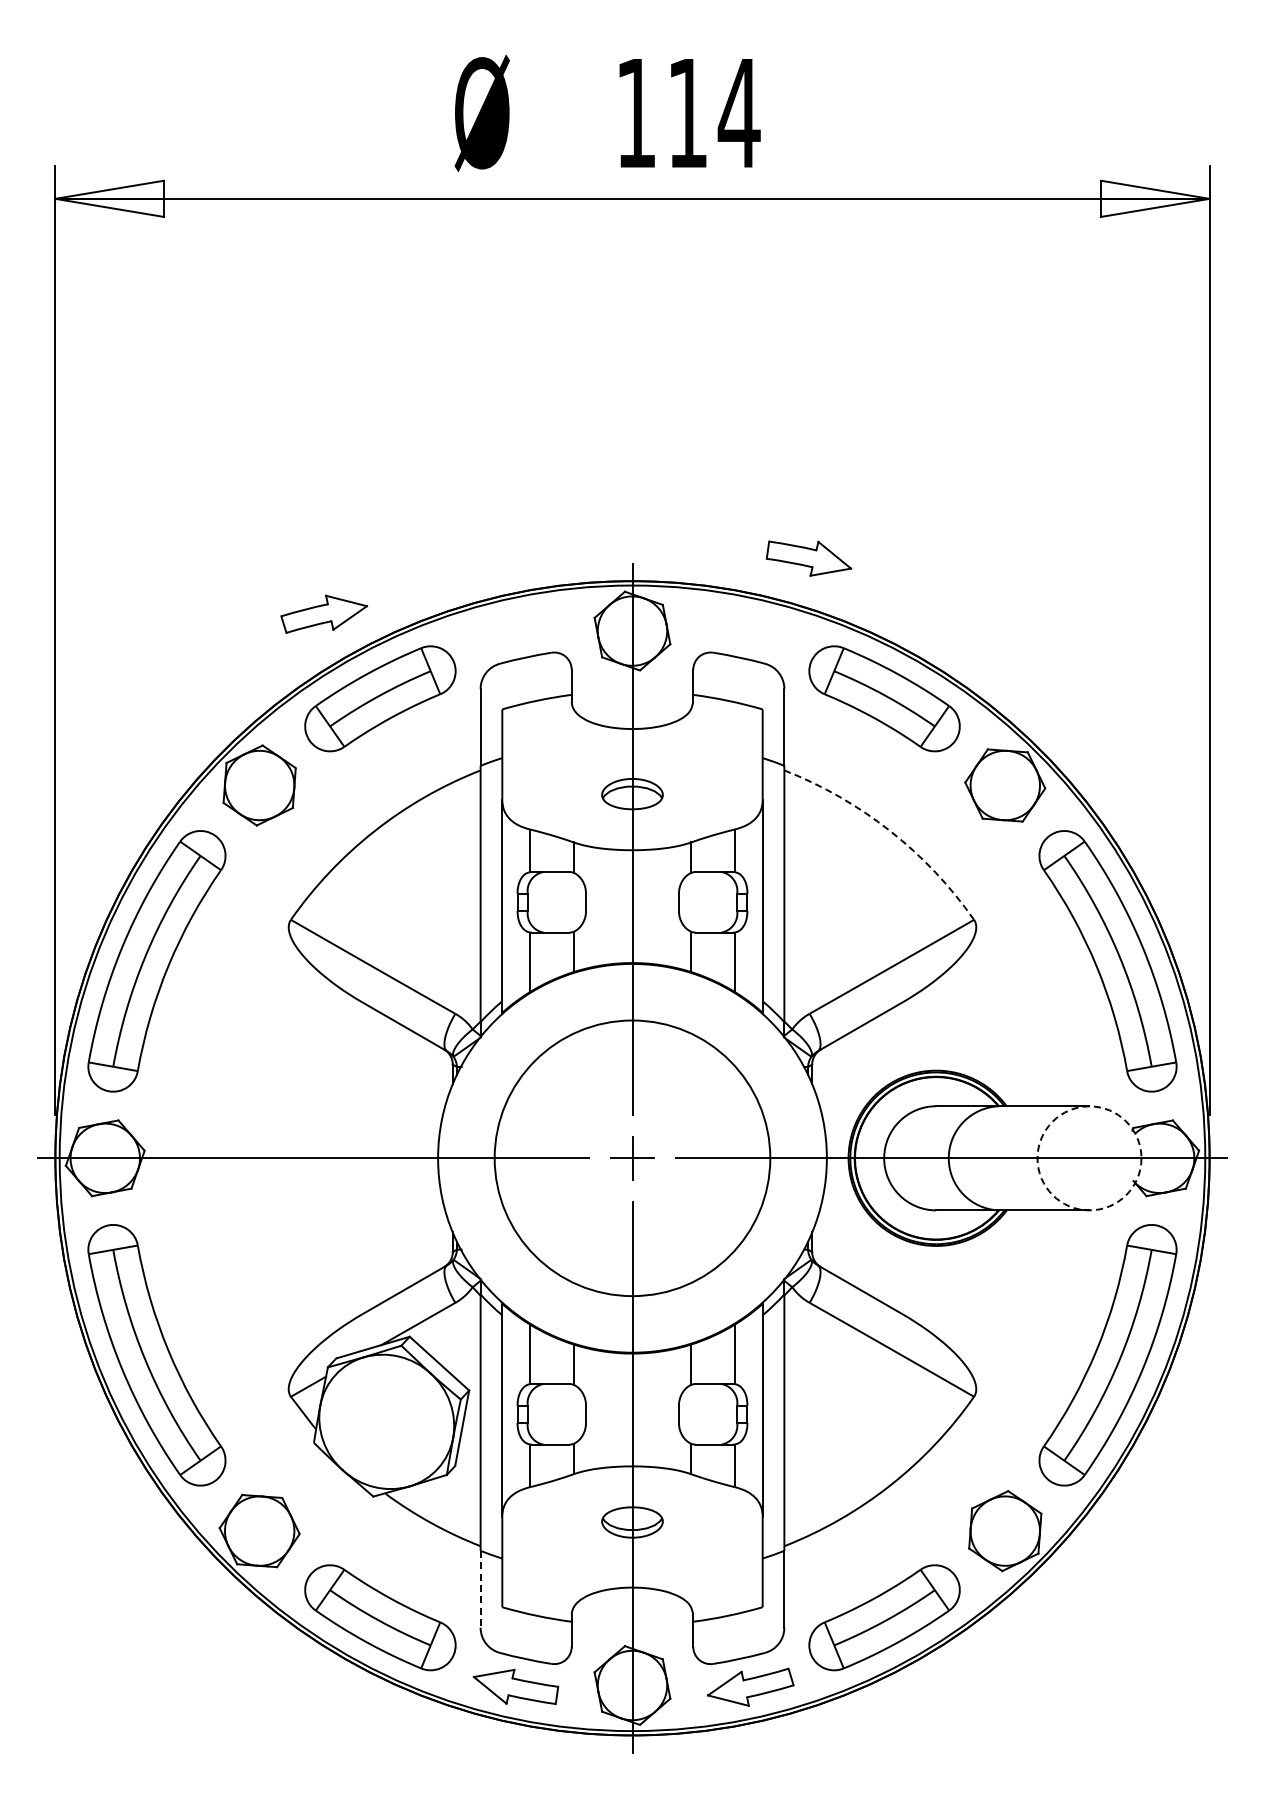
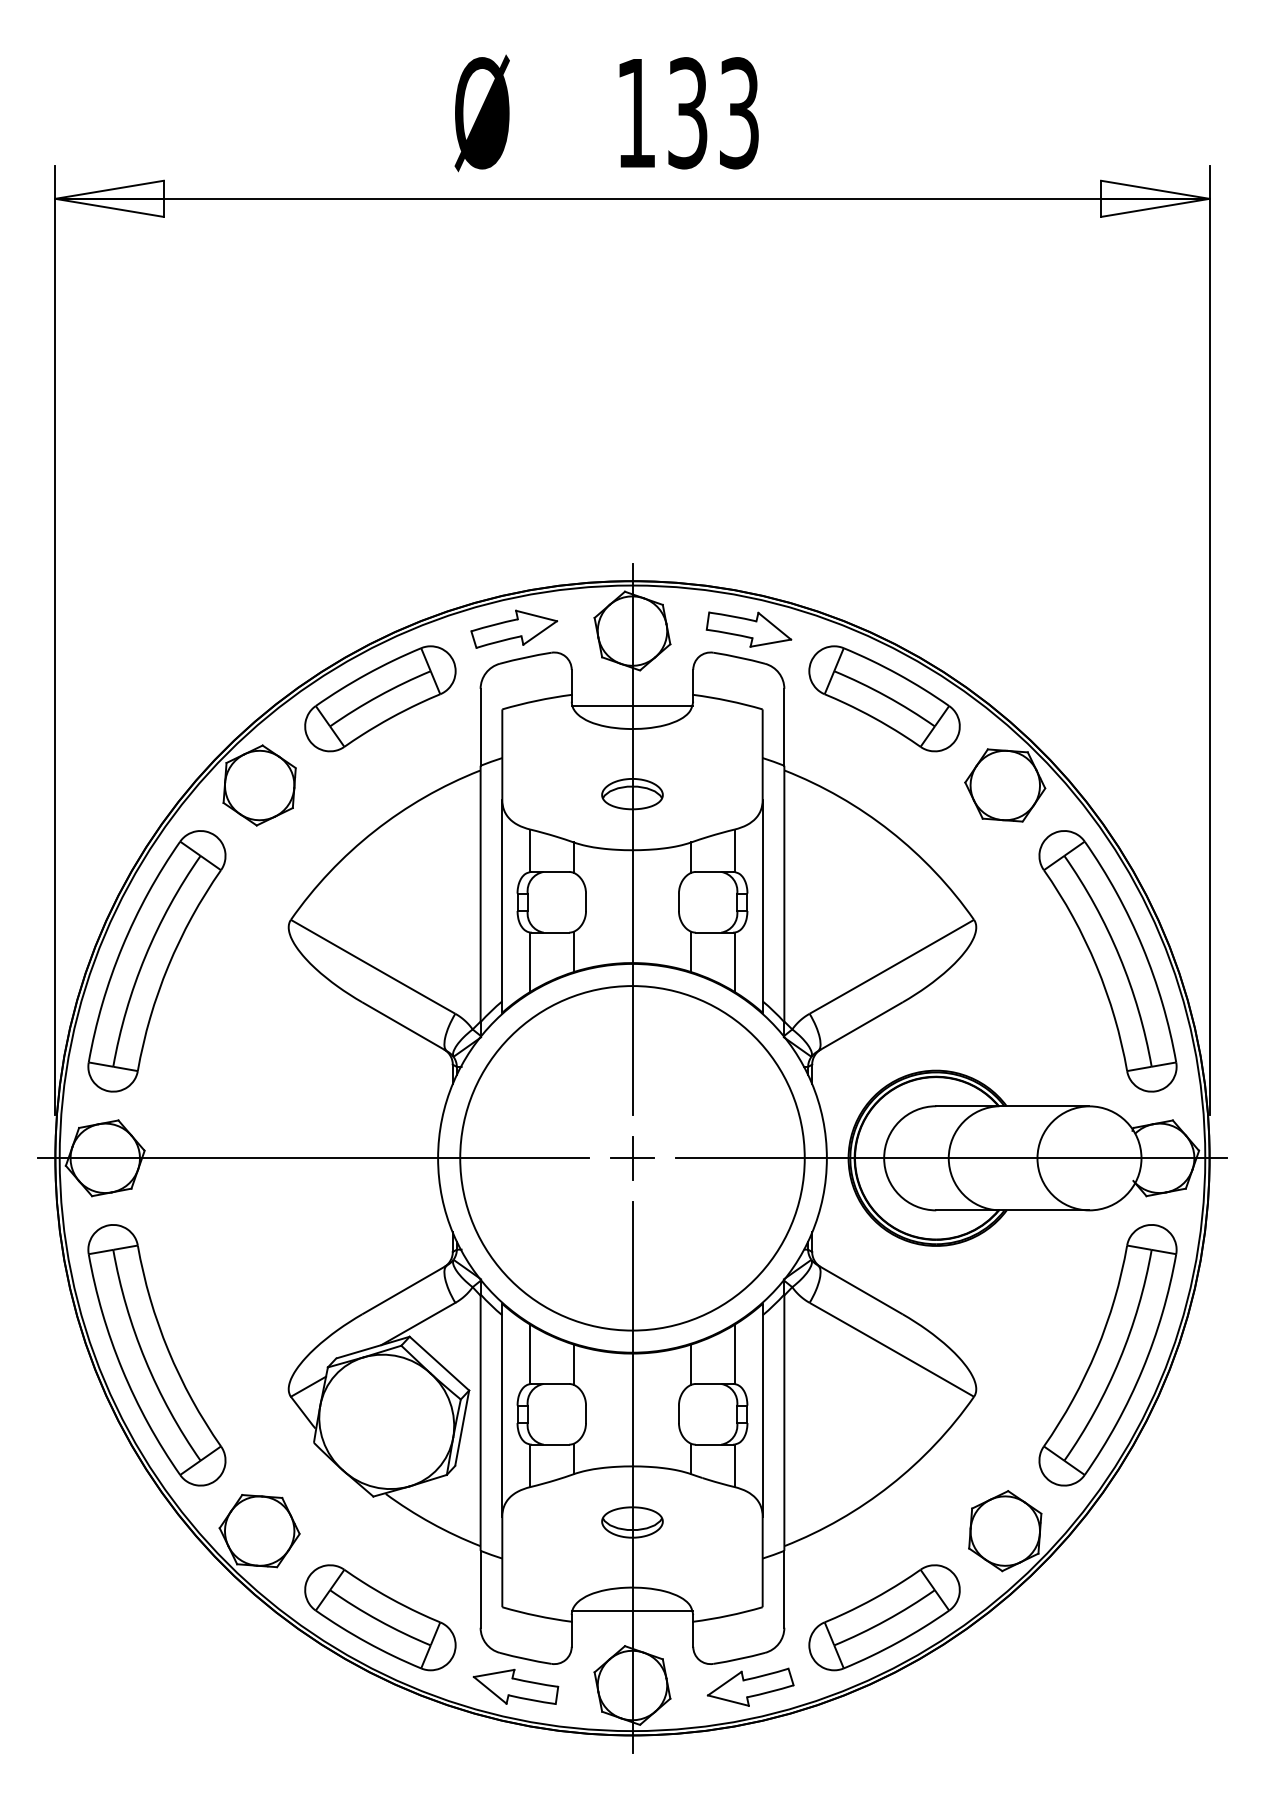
text: 114 -> 133 (714, 113)
part position: (808, 558) -> (748, 629) (748, 629)
part position: (324, 613) -> (514, 628) (514, 628)
line: none -> present (632, 705)
arc: dashed -> solid (890, 831)
circle diameter: 276 px -> 345 px (632, 1158)
circle: dashed -> solid (1089, 1158)
line: dashed -> solid (480, 1589)
line: none -> present (632, 1610)
